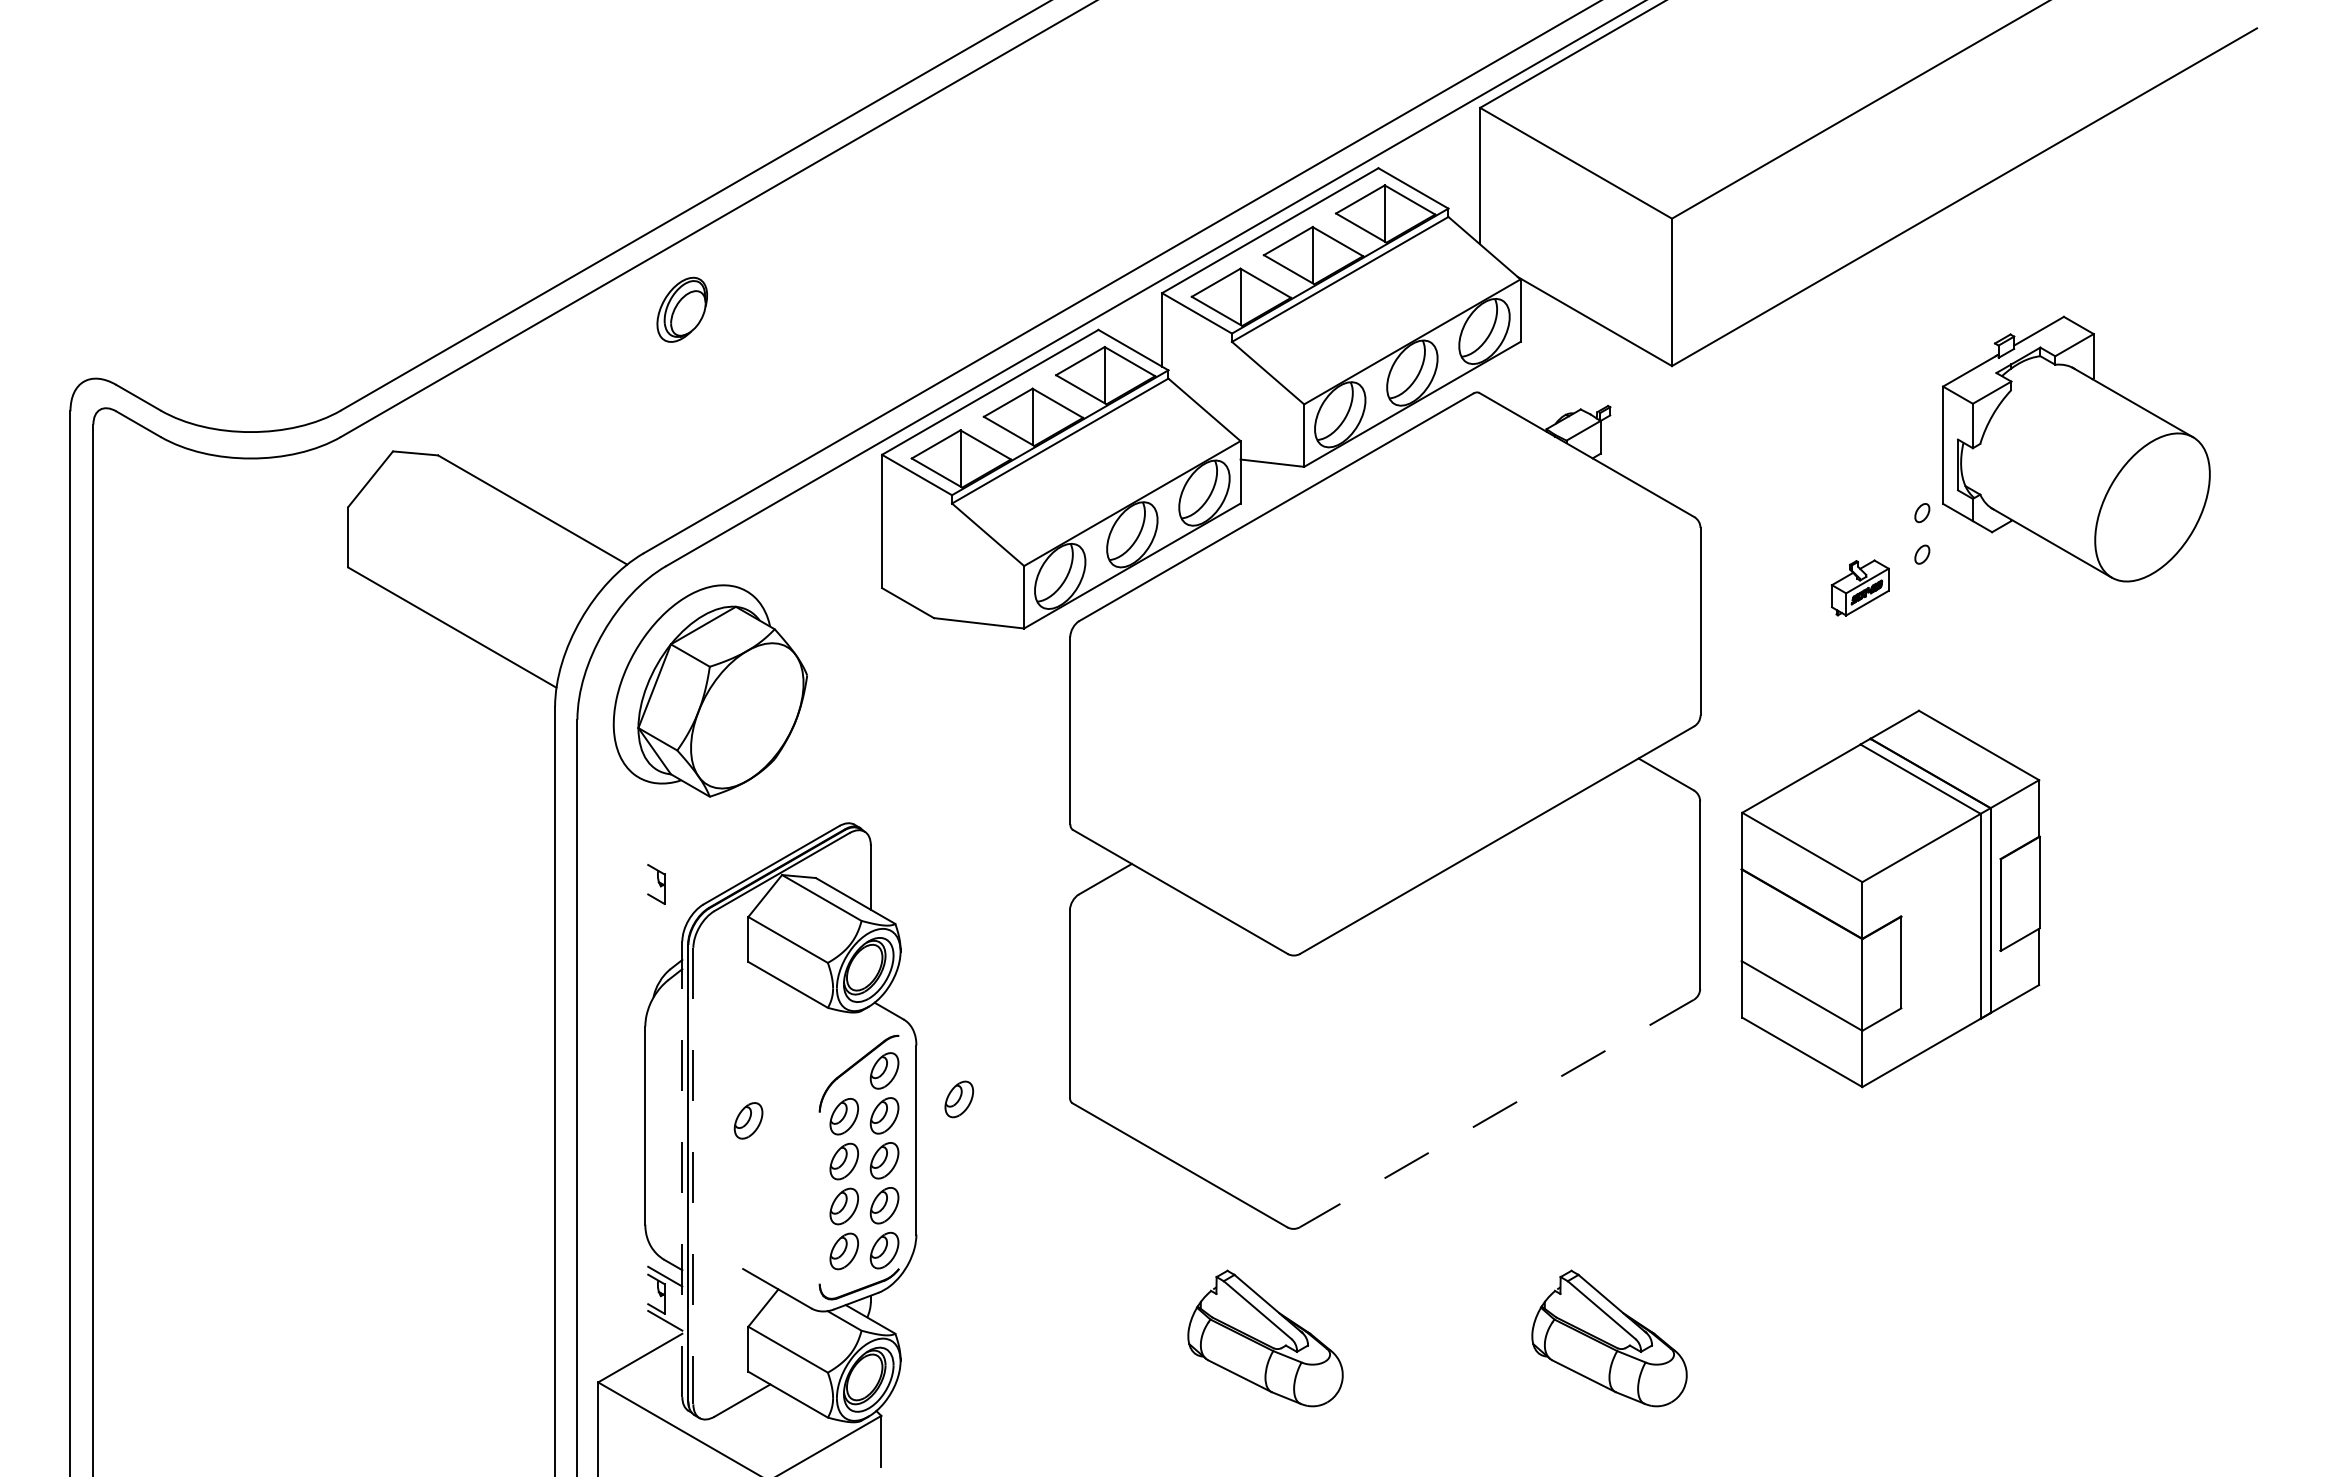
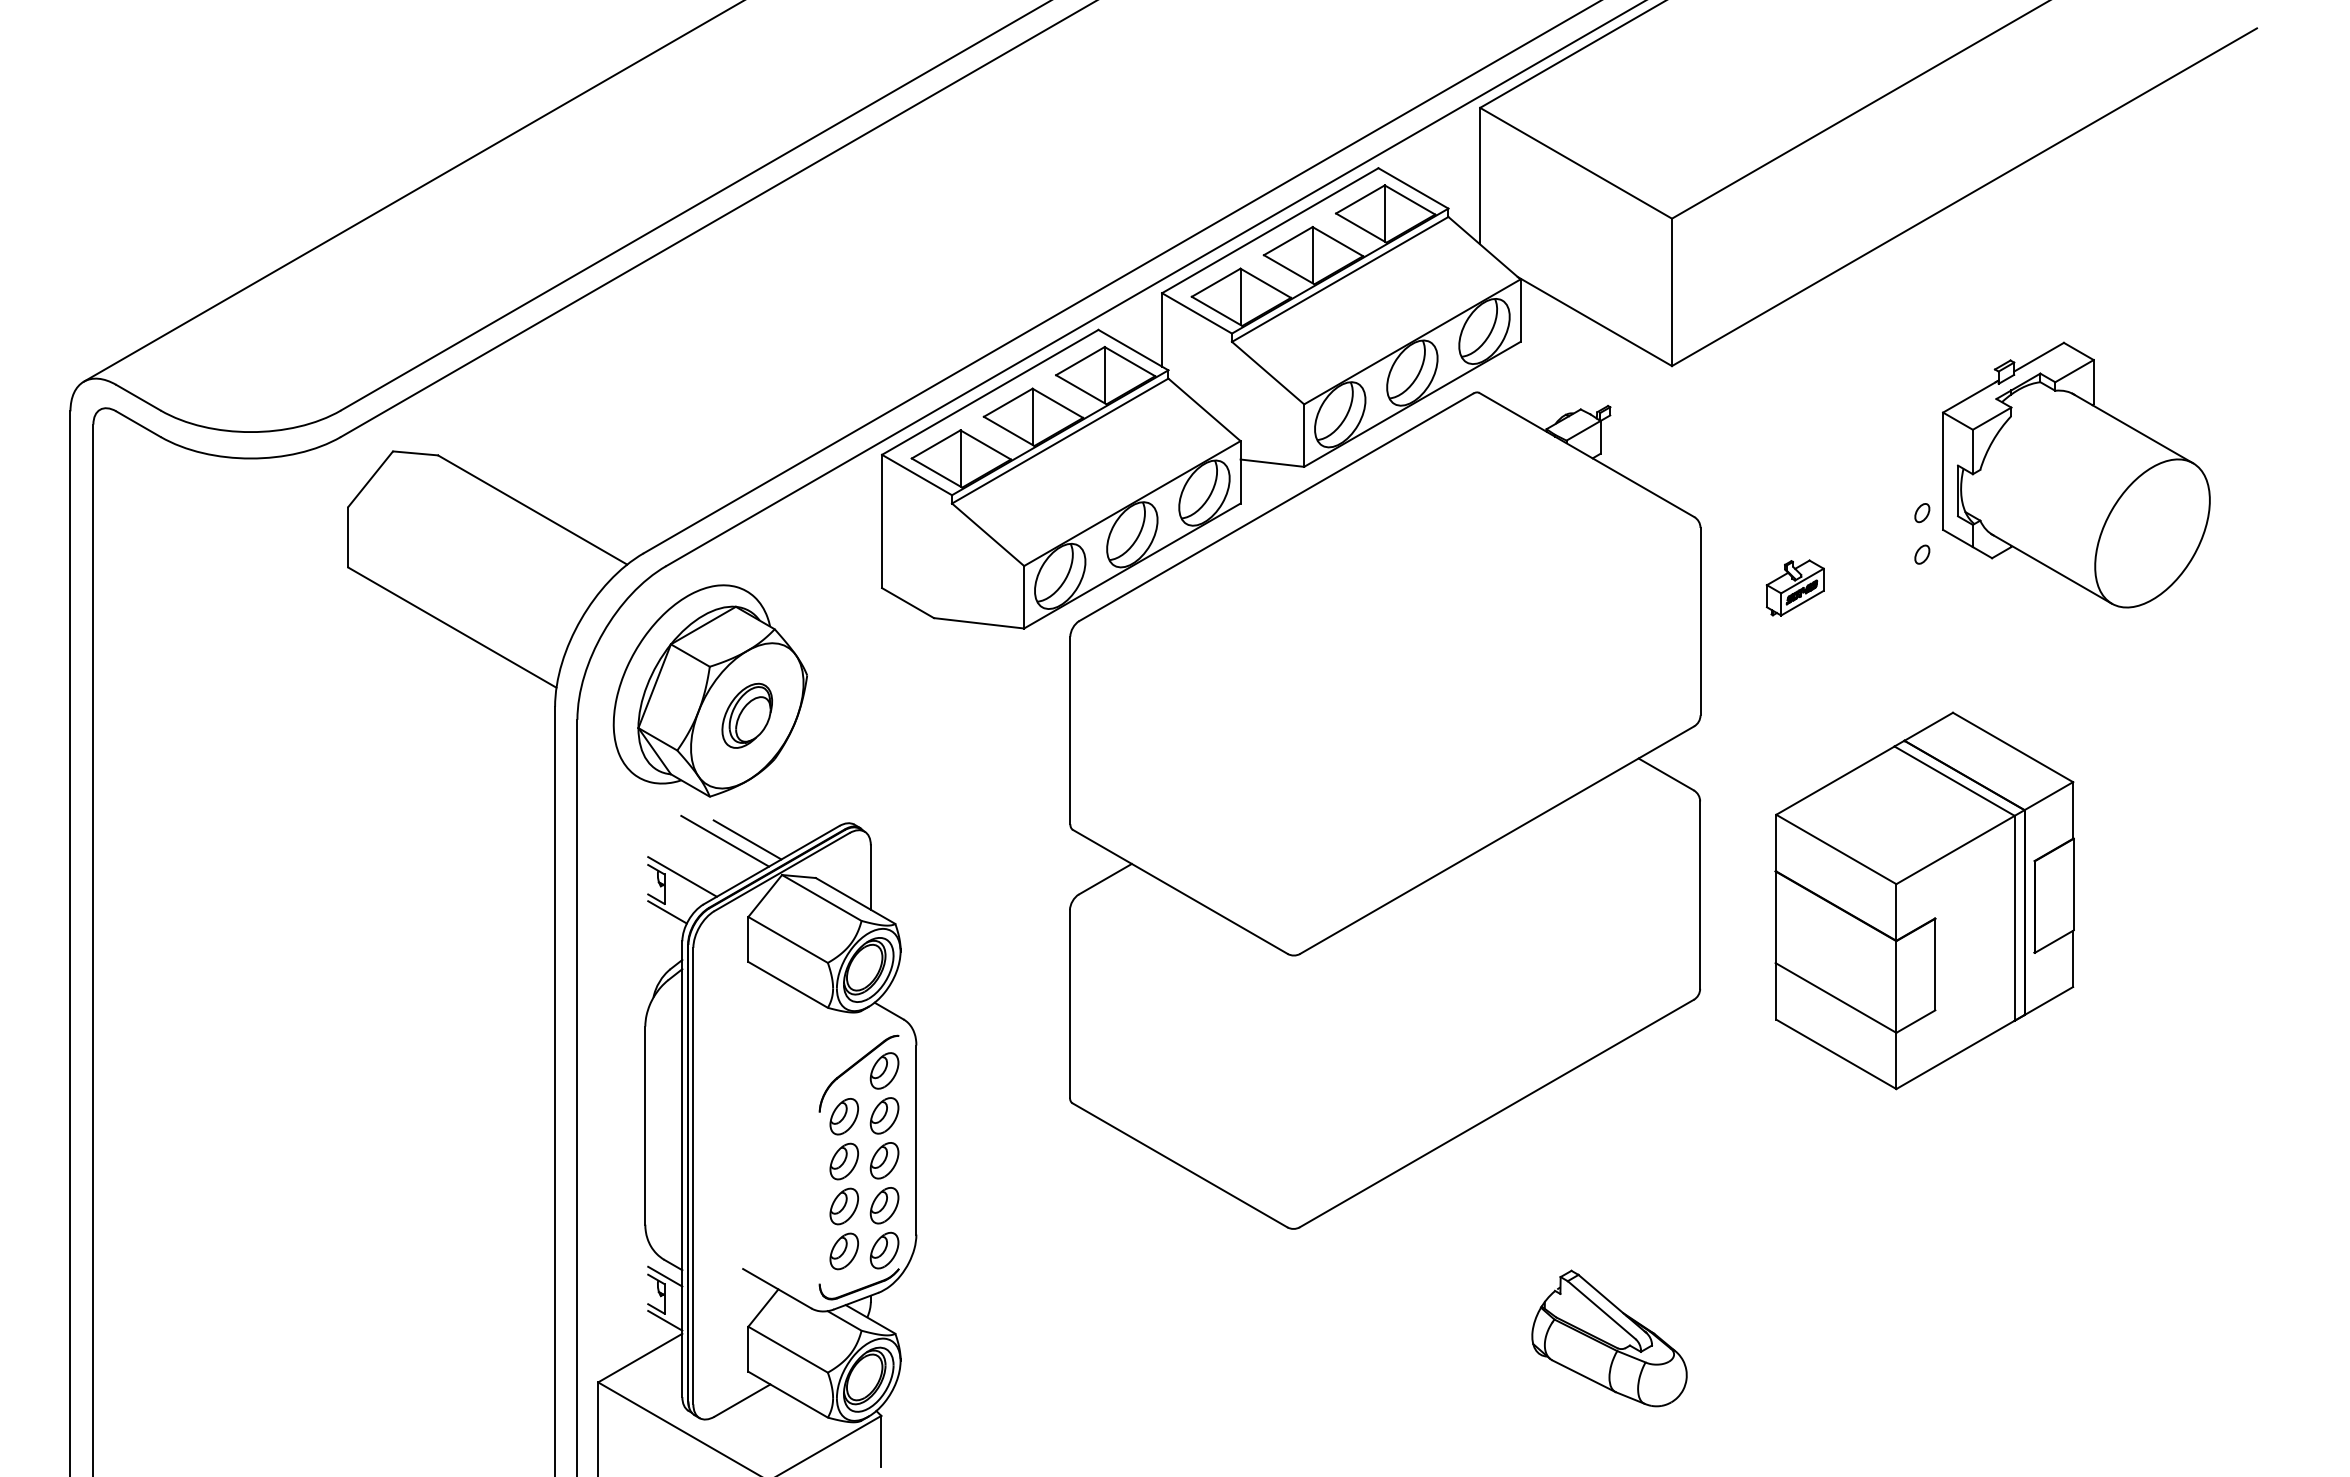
line: none -> present (412, 191)
part position: (681, 309) -> (746, 715) (746, 715)
part position: (2076, 448) -> (2076, 474) (2076, 474)
part position: (1859, 587) -> (1794, 587) (1794, 587)
line: none -> present (747, 839)
line: none -> present (725, 840)
line: none -> present (682, 876)
part position: (1890, 898) -> (1924, 900) (1924, 900)
line: none -> present (667, 912)
part: present -> none (958, 1099)
line: dashed -> solid (1496, 1113)
part: present -> none (748, 1120)
line: dashed -> solid (682, 1169)
line: dashed -> solid (693, 1176)
part: present -> none (1265, 1338)
